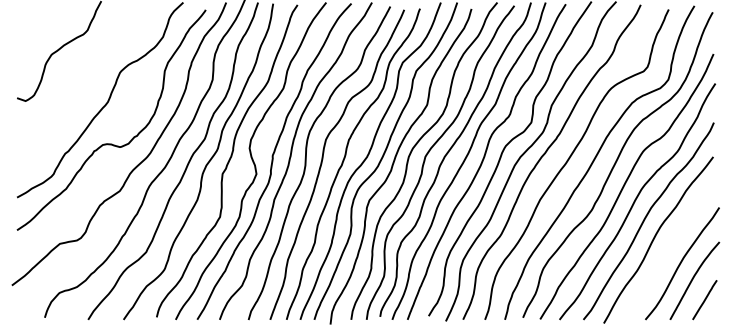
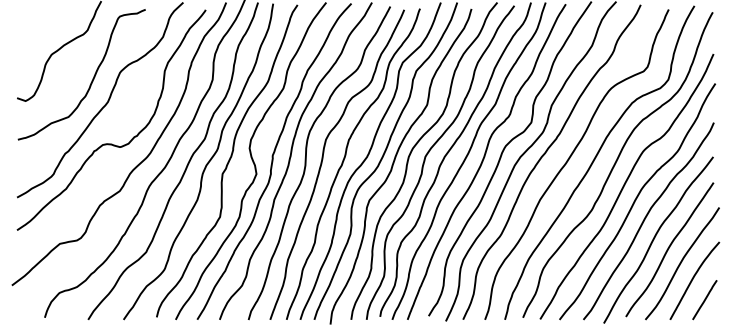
curve: none -> present (91, 80)
curve: none -> present (669, 248)
